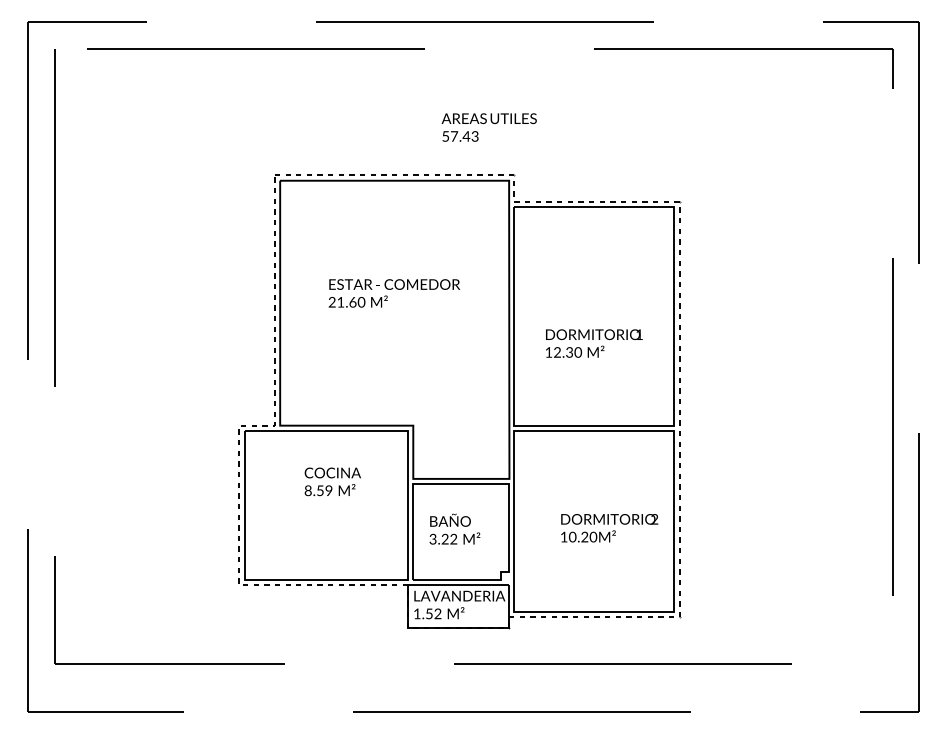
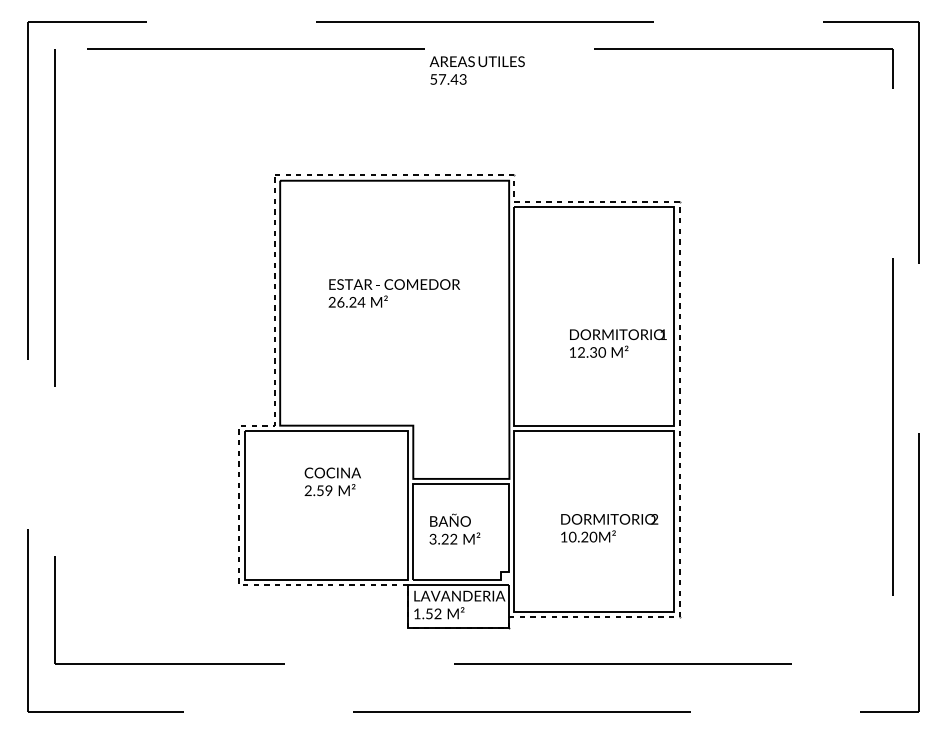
text position: (488, 127) -> (476, 70) (476, 70)
text: 21.60 -> 26.24 (351, 301)
text position: (594, 343) -> (618, 343) (618, 343)
text: 8.59 -> 2.59 (307, 490)
